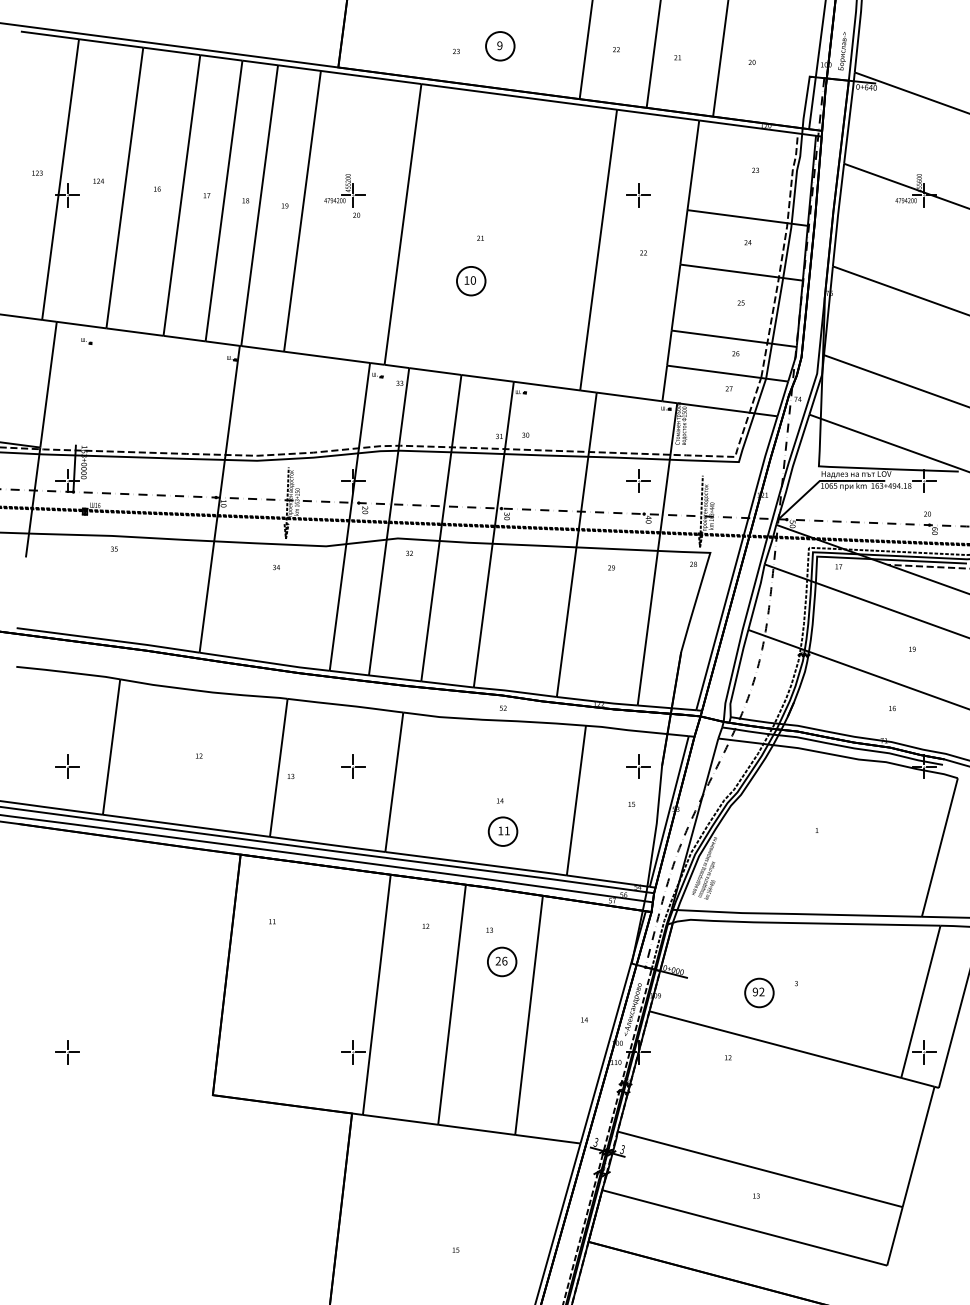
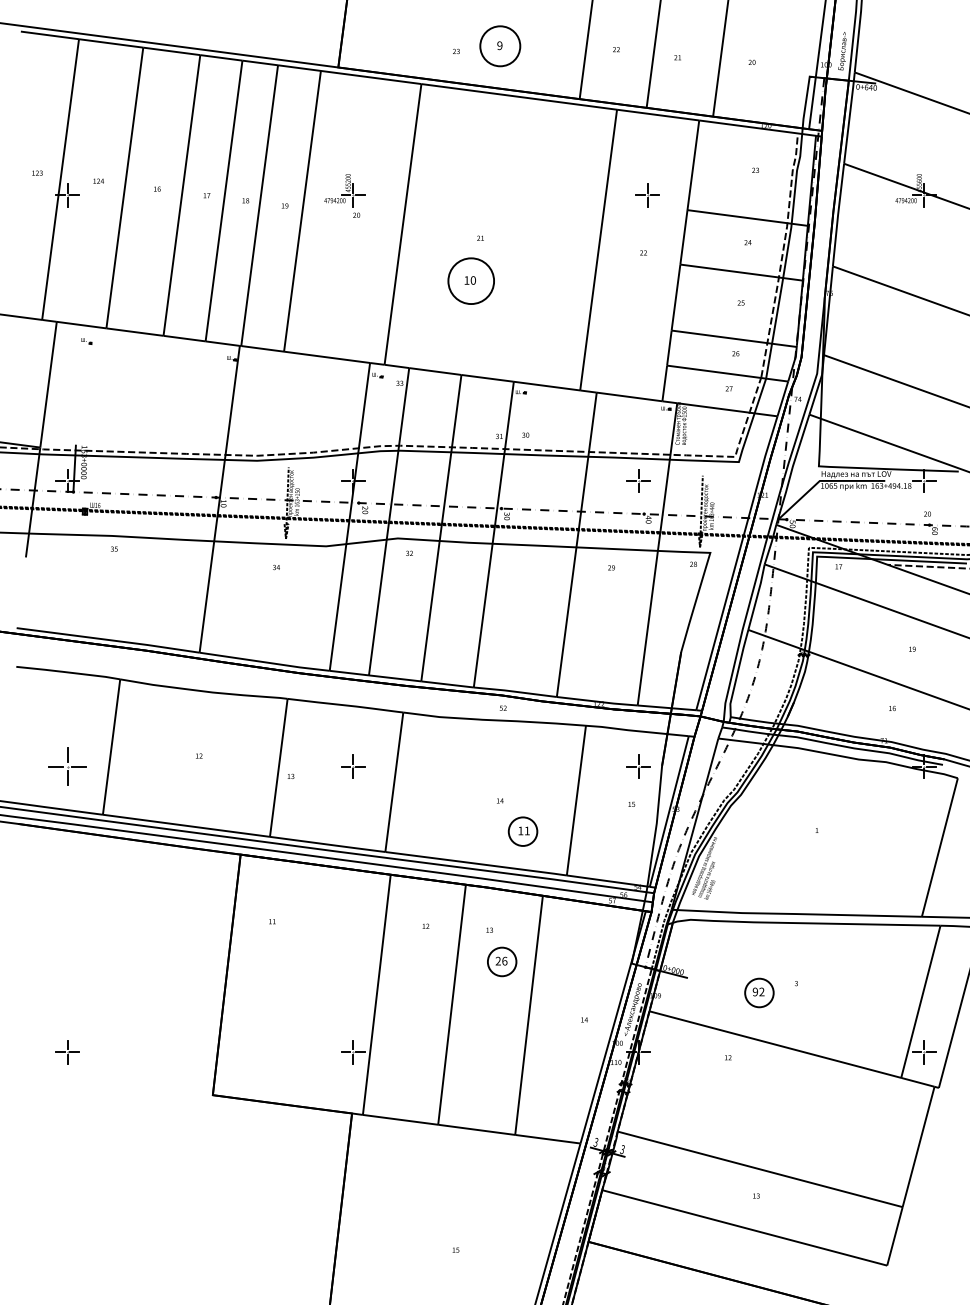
circle diameter: 29 px -> 40 px (500, 46)
part position: (638, 195) -> (647, 195) (647, 195)
circle diameter: 29 px -> 46 px (471, 281)
part size: 25x25 px -> 39x39 px (67, 766)
part position: (502, 831) -> (522, 831) (522, 831)
